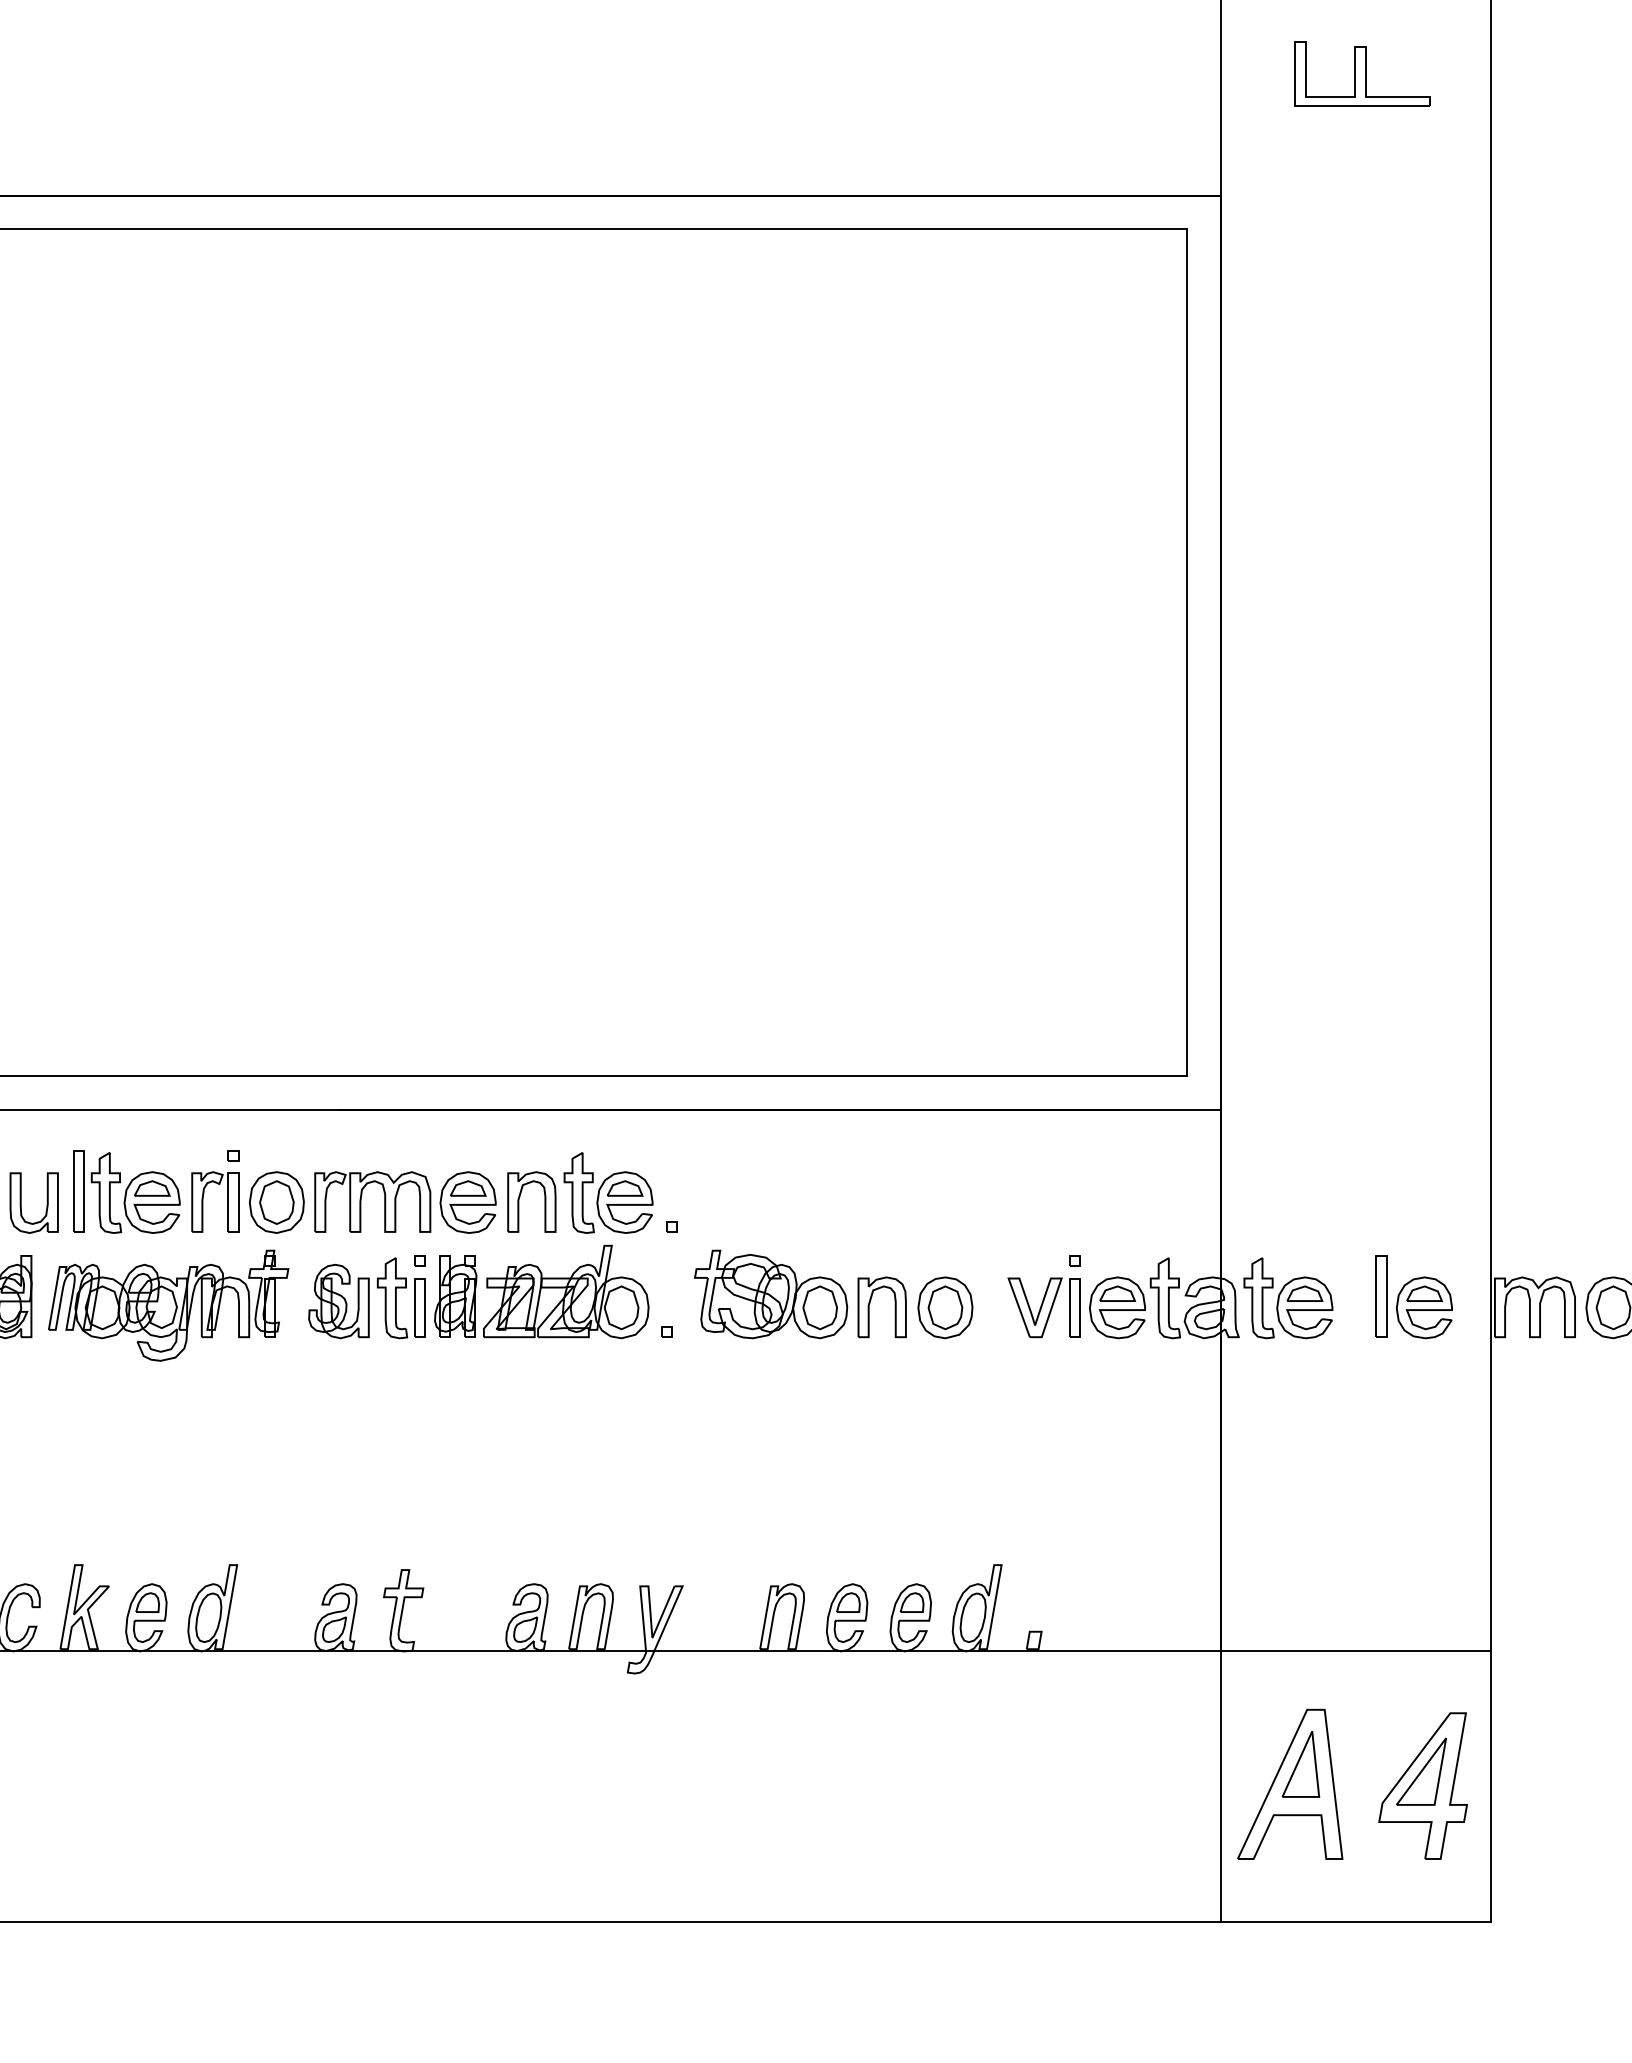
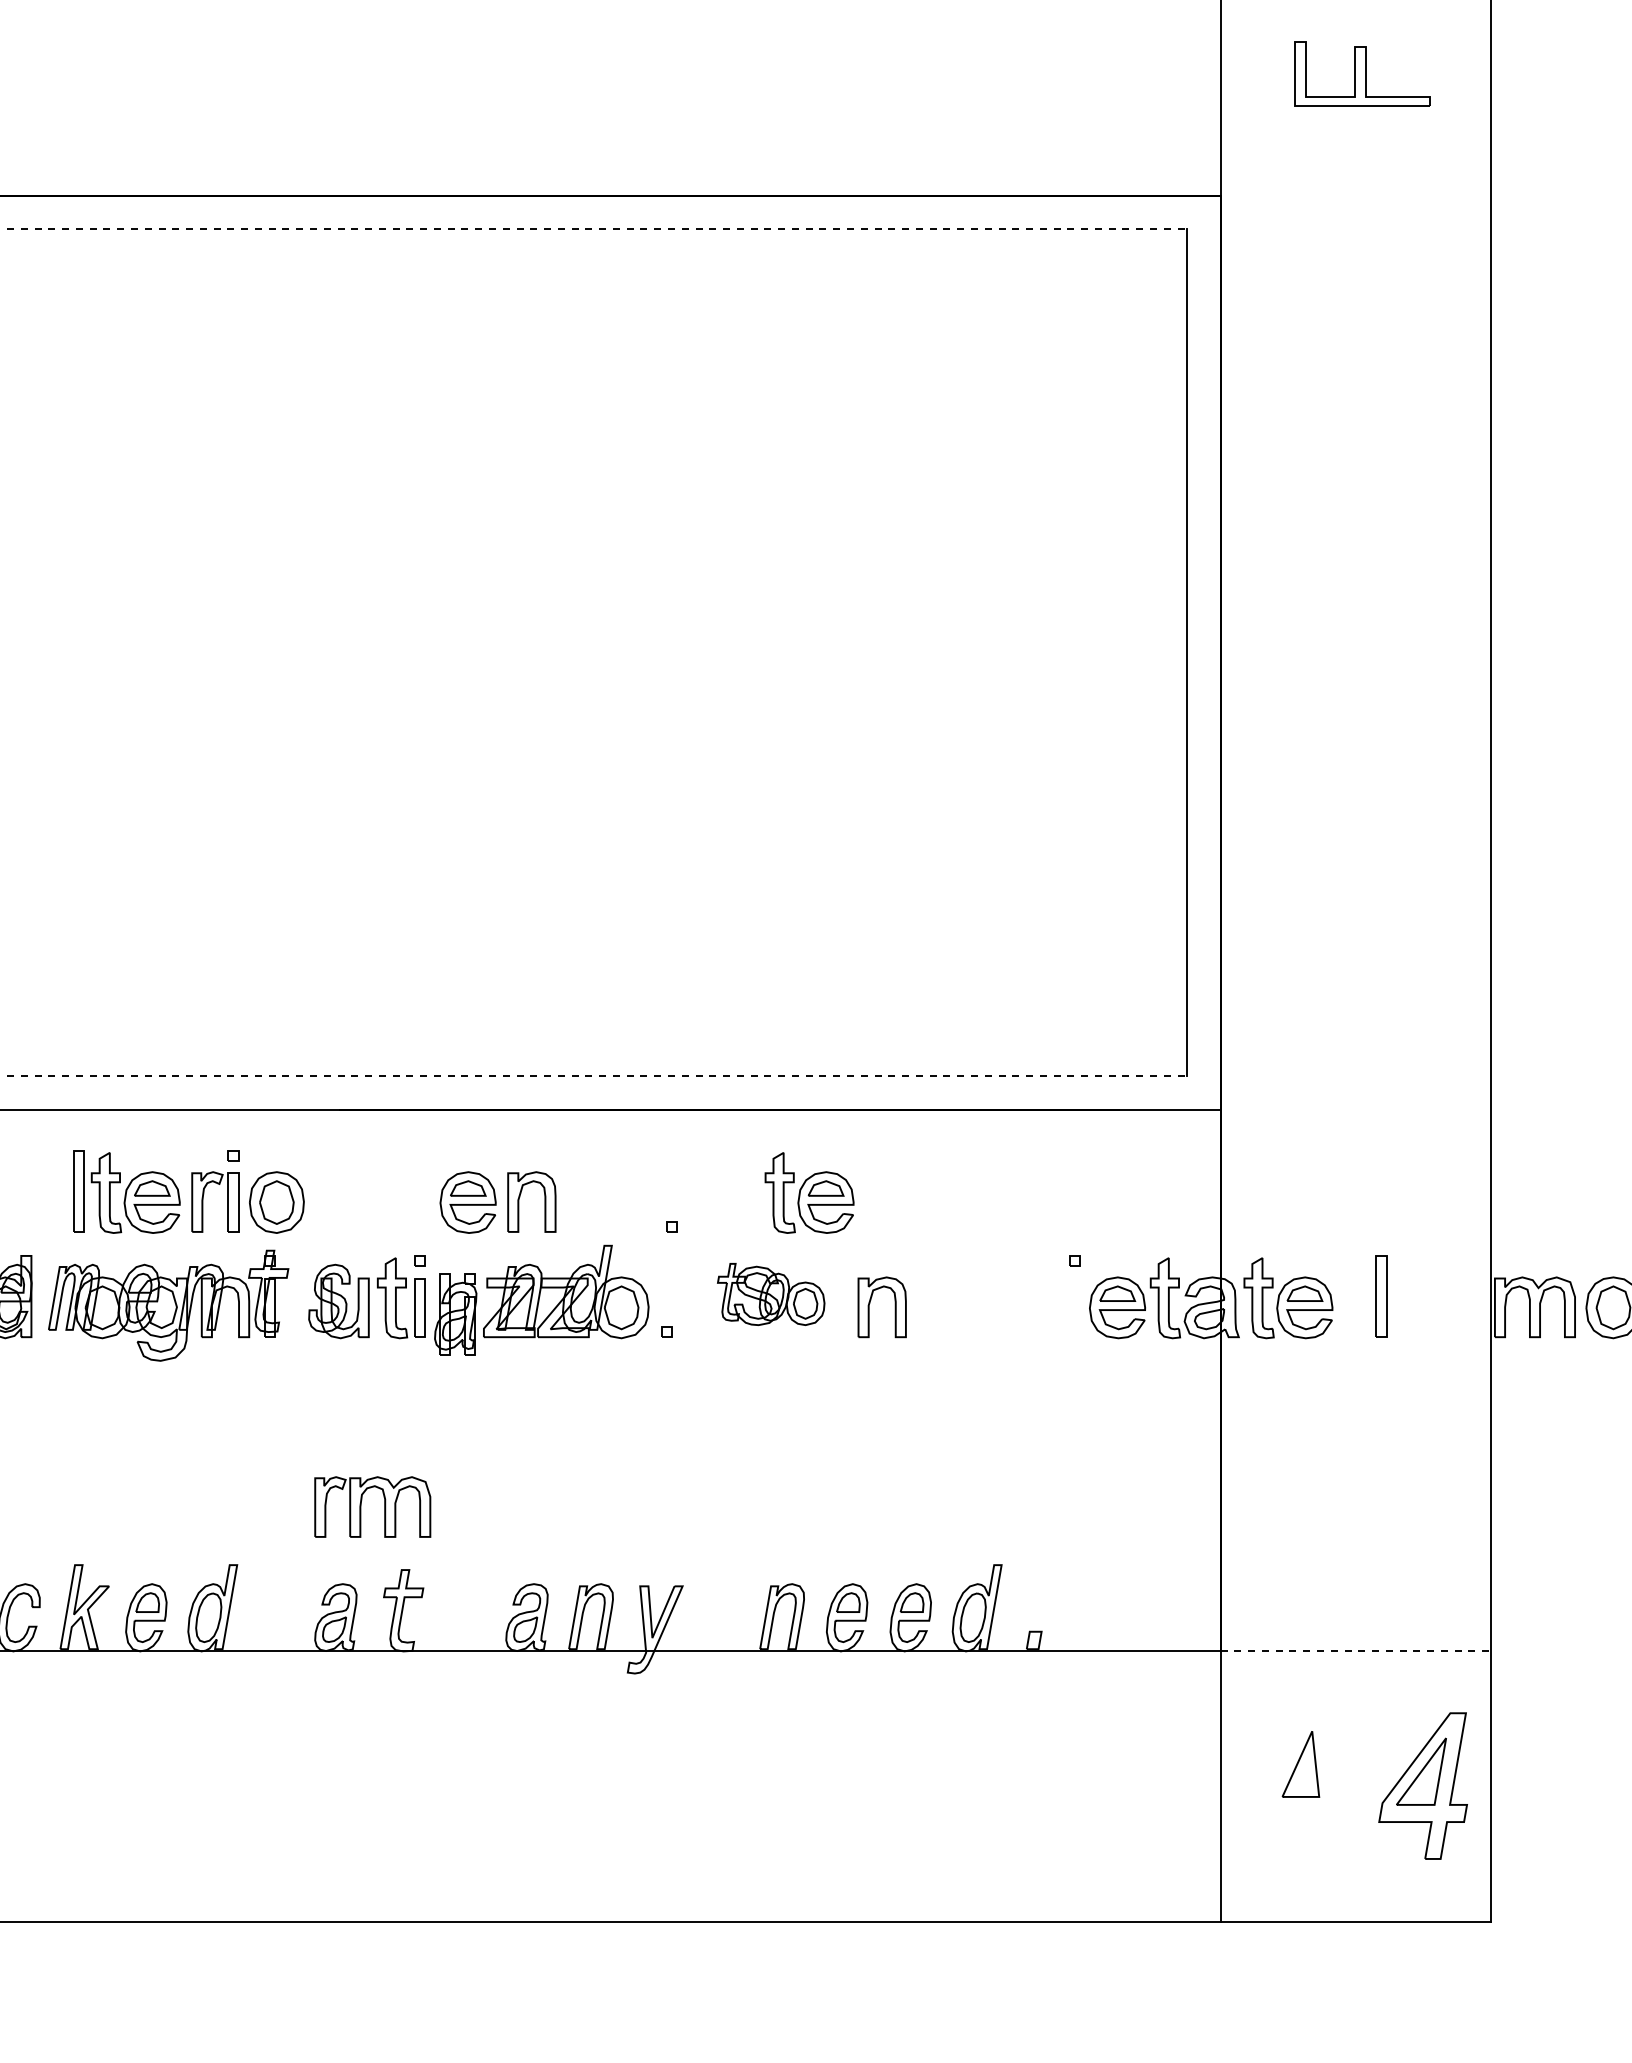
line: solid -> dashed (593, 229)
line: solid -> dashed (593, 1075)
part position: (608, 1192) -> (809, 1192) (809, 1192)
part position: (361, 1201) -> (361, 1506) (361, 1506)
part: present -> none (21, 1202)
part size: 155x91 px -> 109x63 px (771, 1294)
part position: (455, 1296) -> (455, 1314) (455, 1314)
part: present -> none (945, 1307)
part: present -> none (1043, 1307)
part: present -> none (1423, 1307)
line: solid -> dashed (1356, 1651)
part: present -> none (1290, 1783)
